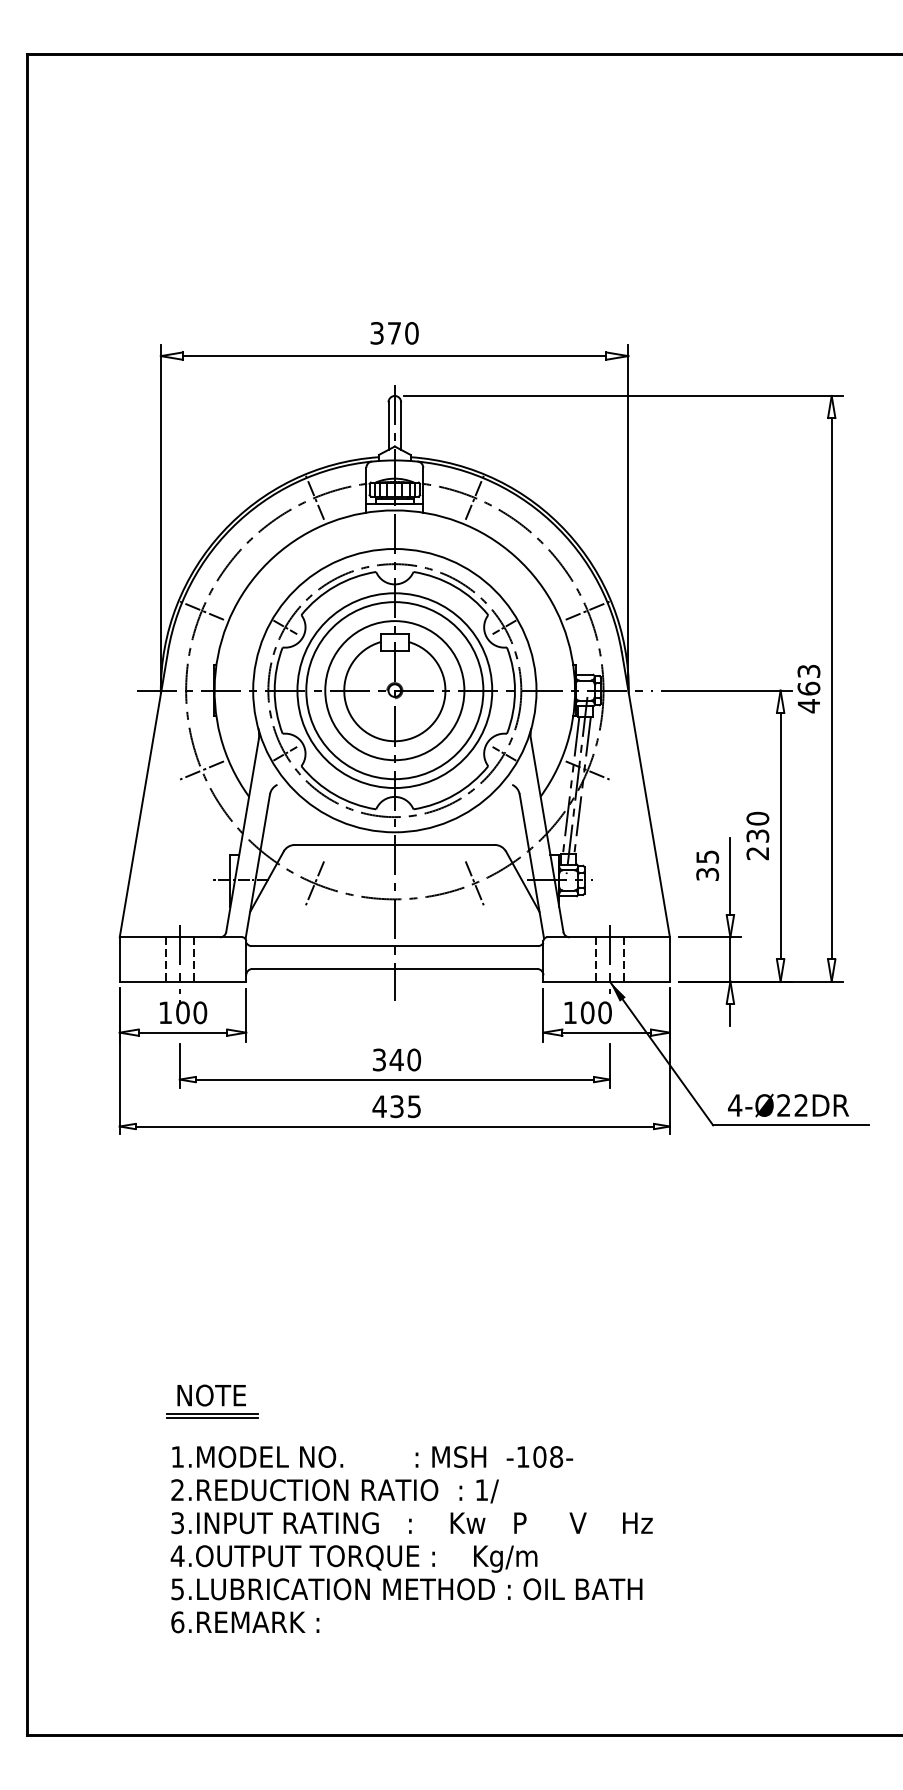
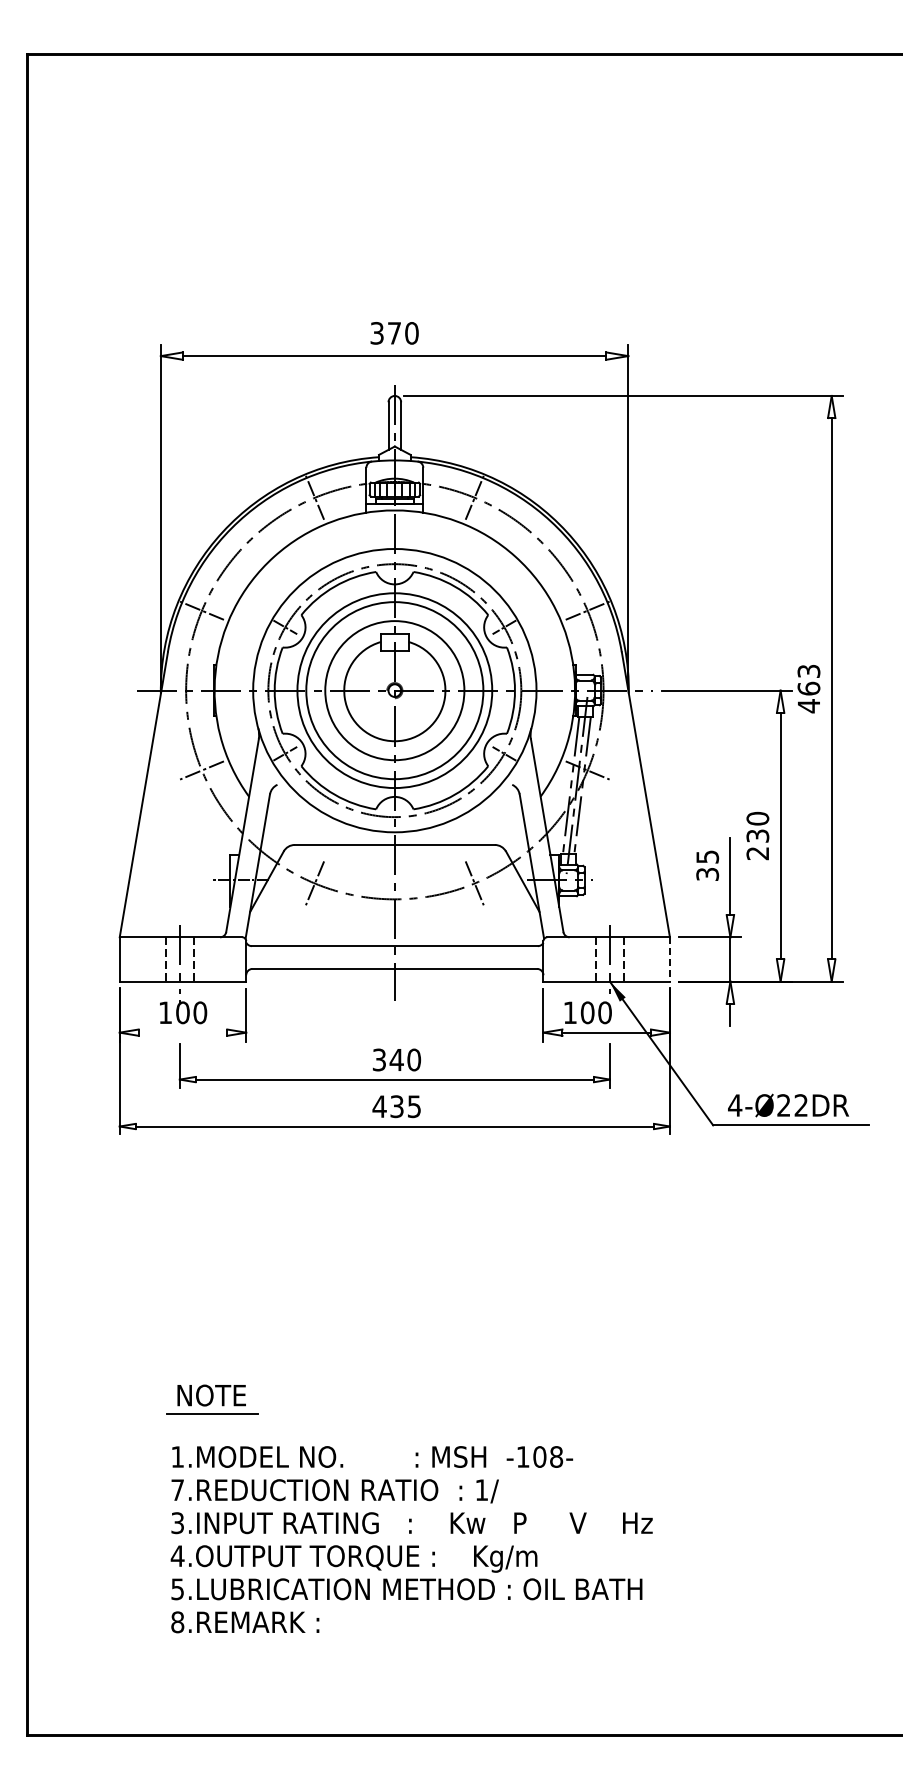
line: solid -> dashed (669, 959)
line: present -> none (182, 1032)
line: present -> none (212, 1417)
text: 2.REDUCTION -> 7.REDUCTION (177, 1489)
text: 6.REMARK -> 8.REMARK (177, 1622)
